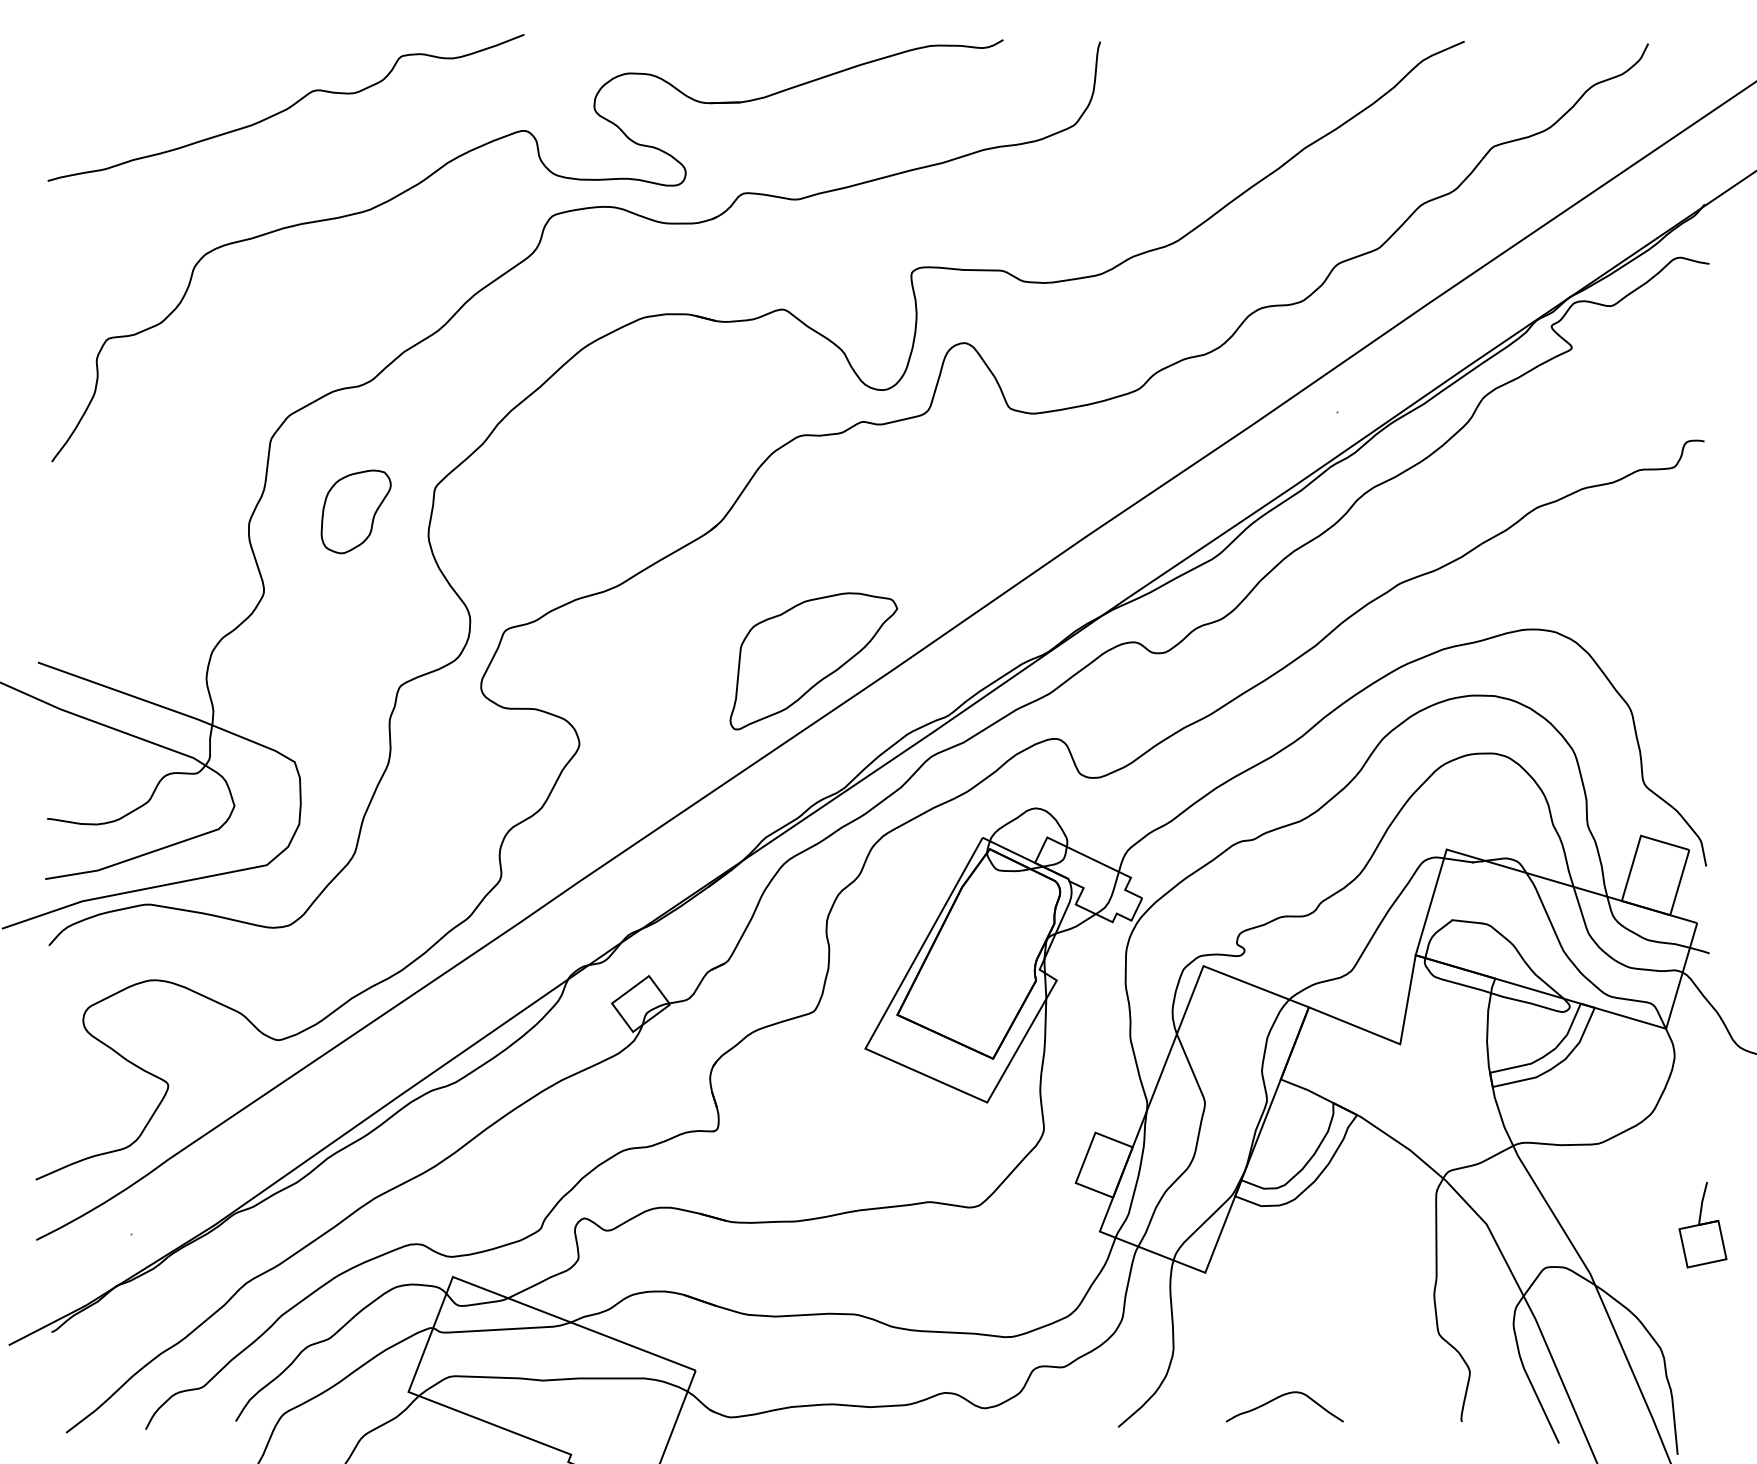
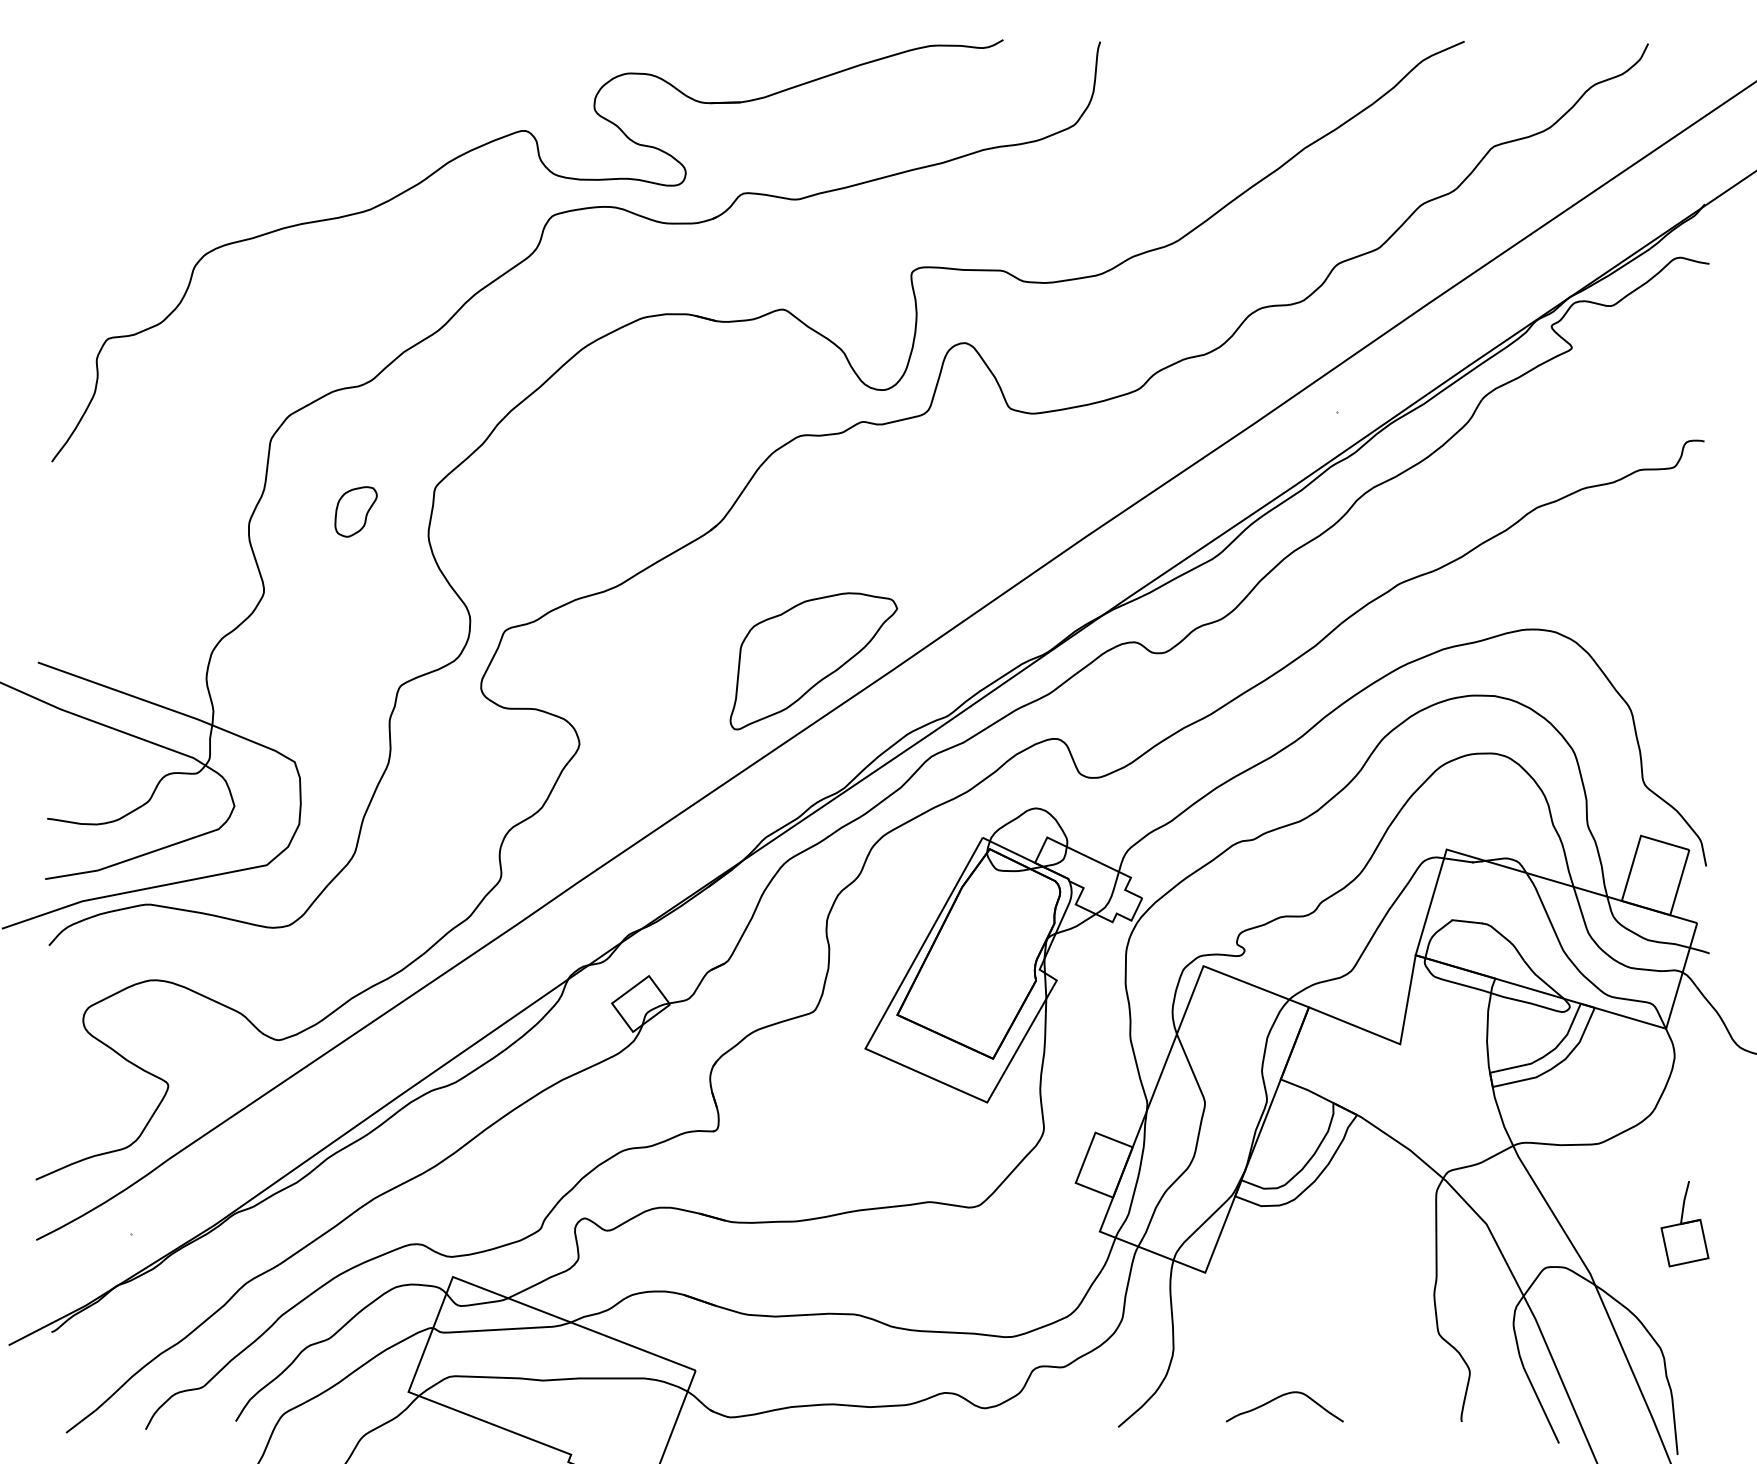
curve: present -> none (286, 108)
part size: 72x86 px -> 44x52 px (355, 511)
part position: (1702, 1225) -> (1684, 1224) (1684, 1224)
